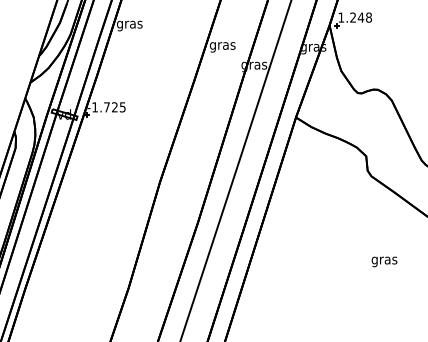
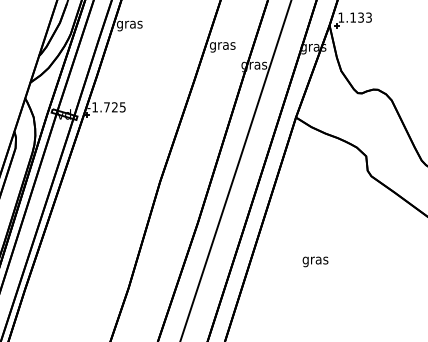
text: 1.248 -> 1.133 (360, 17)
text position: (384, 261) -> (315, 261) (315, 261)
